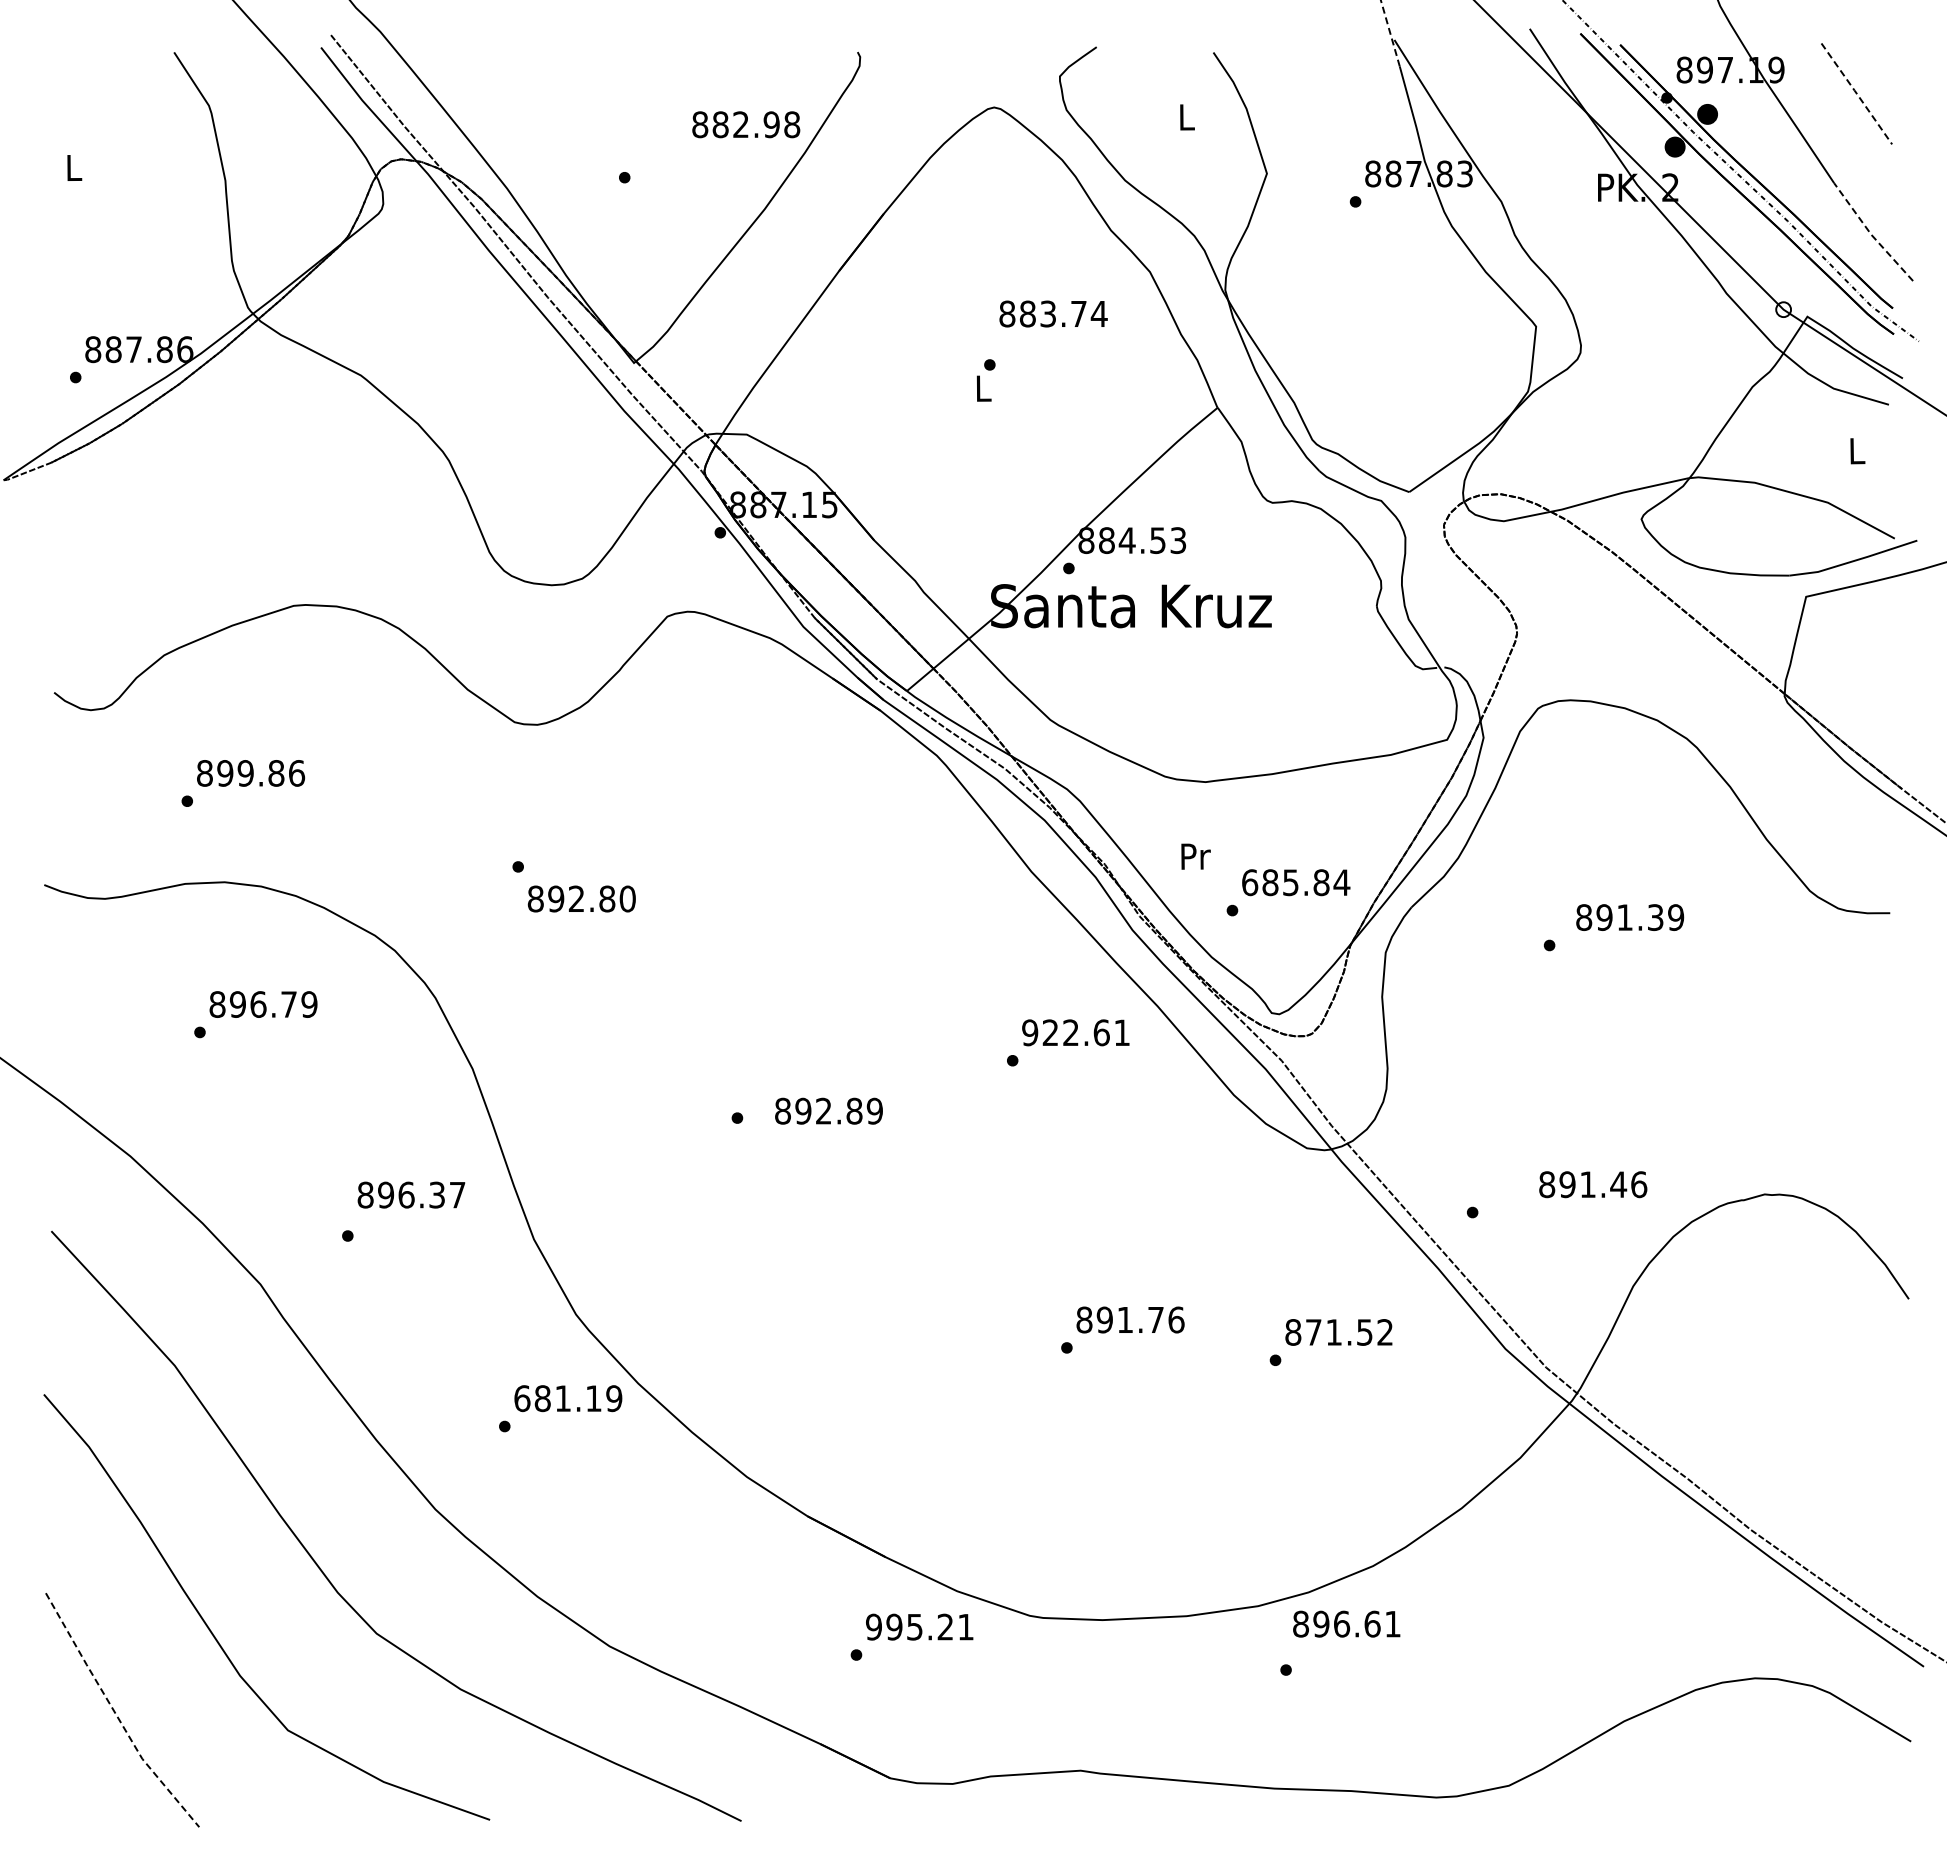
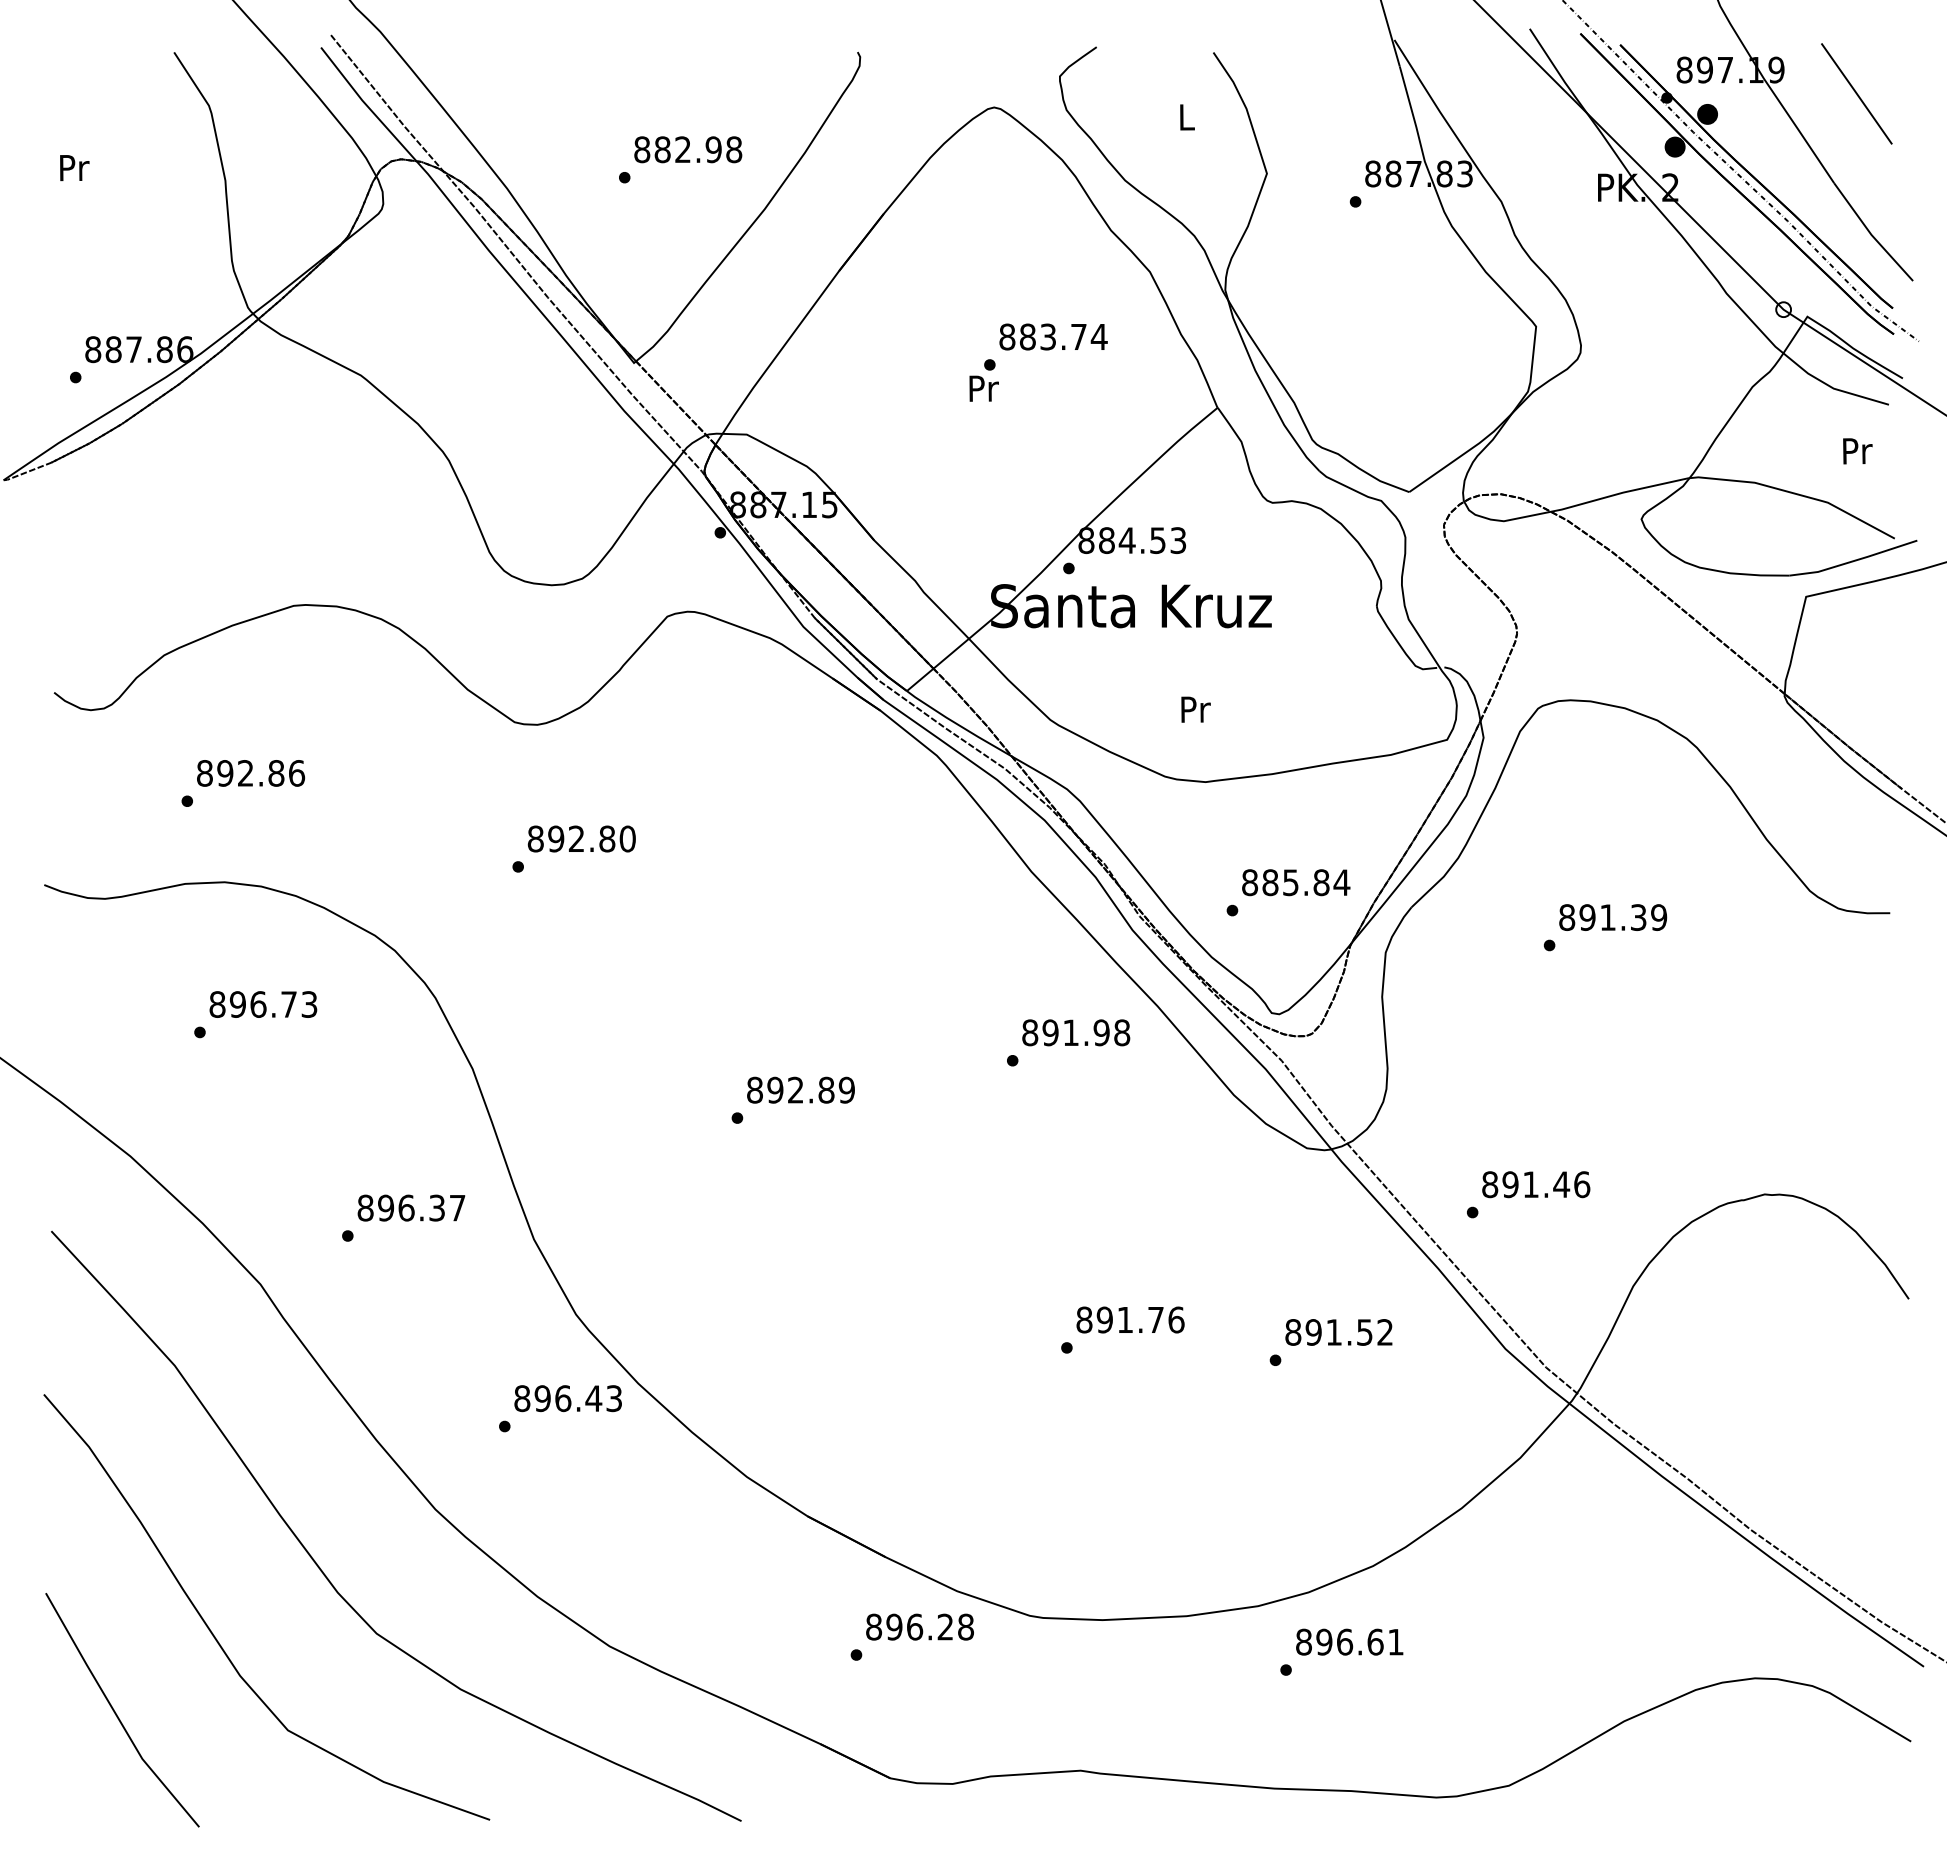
line: dashed -> solid (1390, 32)
line: dashed -> solid (1856, 93)
text position: (746, 124) -> (688, 149) (688, 149)
text: L -> Pr (74, 168)
line: dashed -> solid (1871, 234)
text position: (1053, 313) -> (1053, 336) (1053, 336)
text: L -> Pr (983, 388)
text: L -> Pr (1857, 451)
text: 899.86 -> 892.86 (245, 773)
text position: (1195, 856) -> (1195, 709) (1195, 709)
text: 685.84 -> 885.84 (1250, 882)
text position: (581, 898) -> (581, 838) (581, 838)
text position: (1630, 917) -> (1613, 917) (1613, 917)
text: 896.79 -> 896.73 (309, 1004)
text: 922.61 -> 891.98 (1076, 1032)
text position: (828, 1110) -> (800, 1089) (800, 1089)
text position: (1593, 1184) -> (1536, 1184) (1536, 1184)
text position: (411, 1194) -> (411, 1207) (411, 1207)
text: 871.52 -> 891.52 (1313, 1332)
text: 681.19 -> 896.43 (568, 1398)
text position: (1346, 1623) -> (1349, 1641) (1349, 1641)
text: 995.21 -> 896.28 (919, 1626)
line: dashed -> solid (116, 1714)
